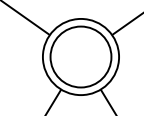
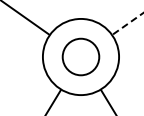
line: solid -> dashed (128, 23)
circle diameter: 61 px -> 37 px (80, 56)
